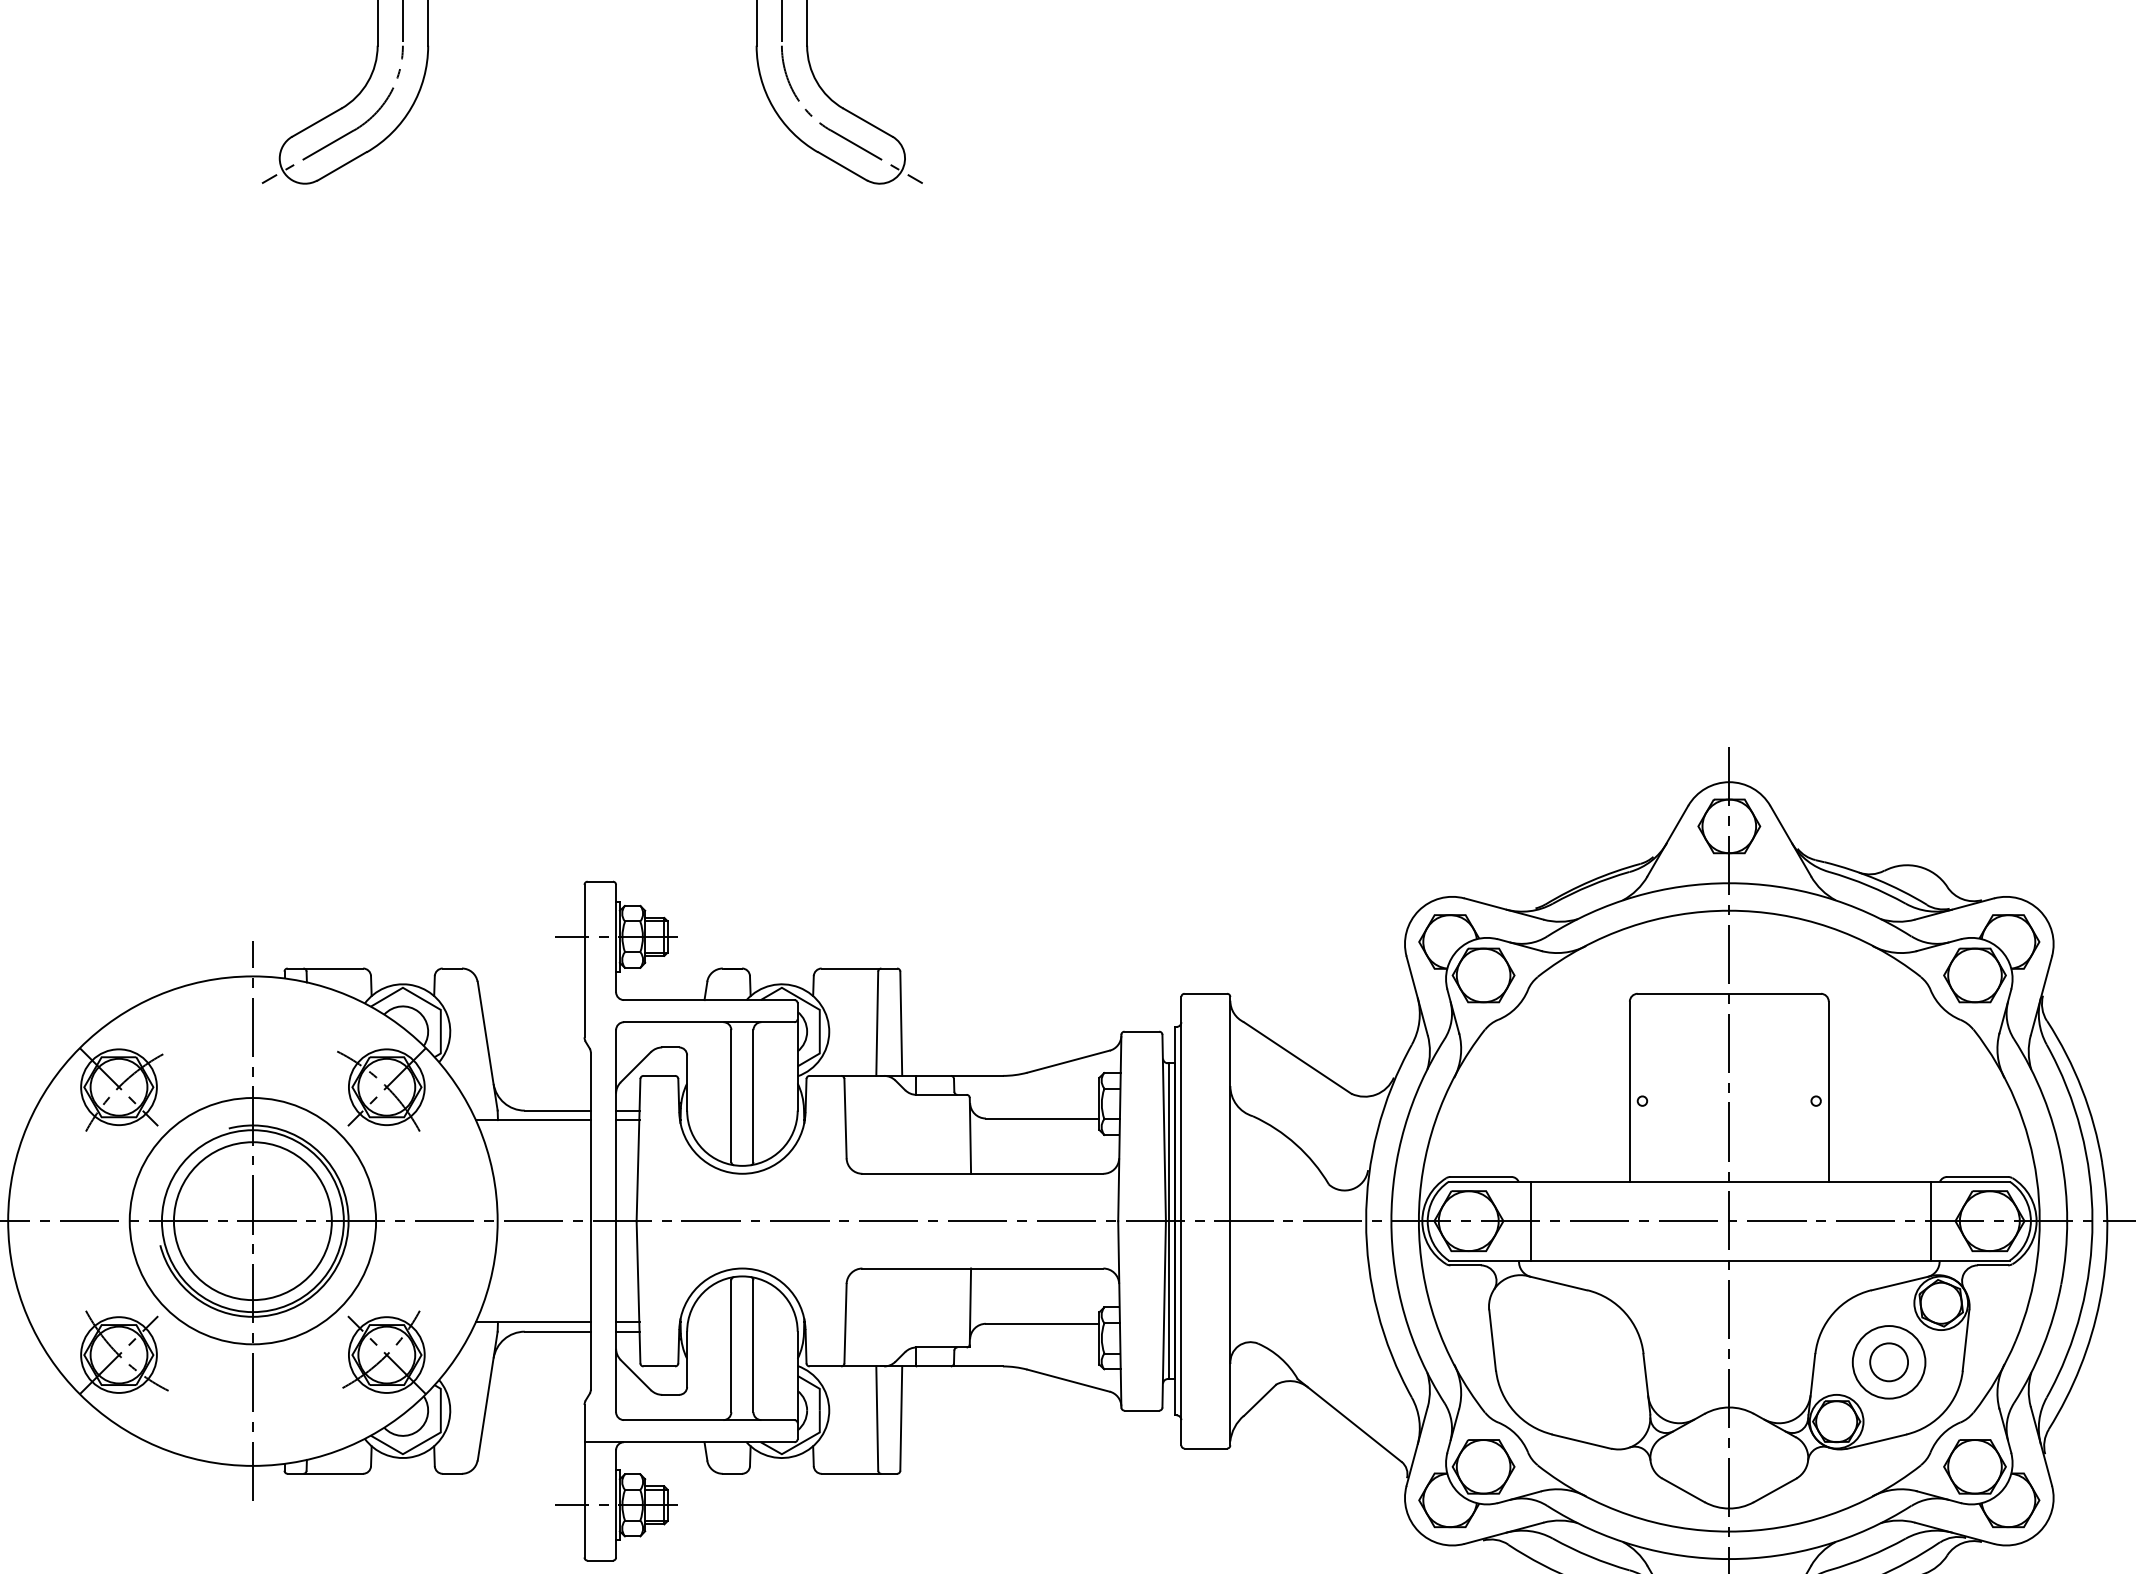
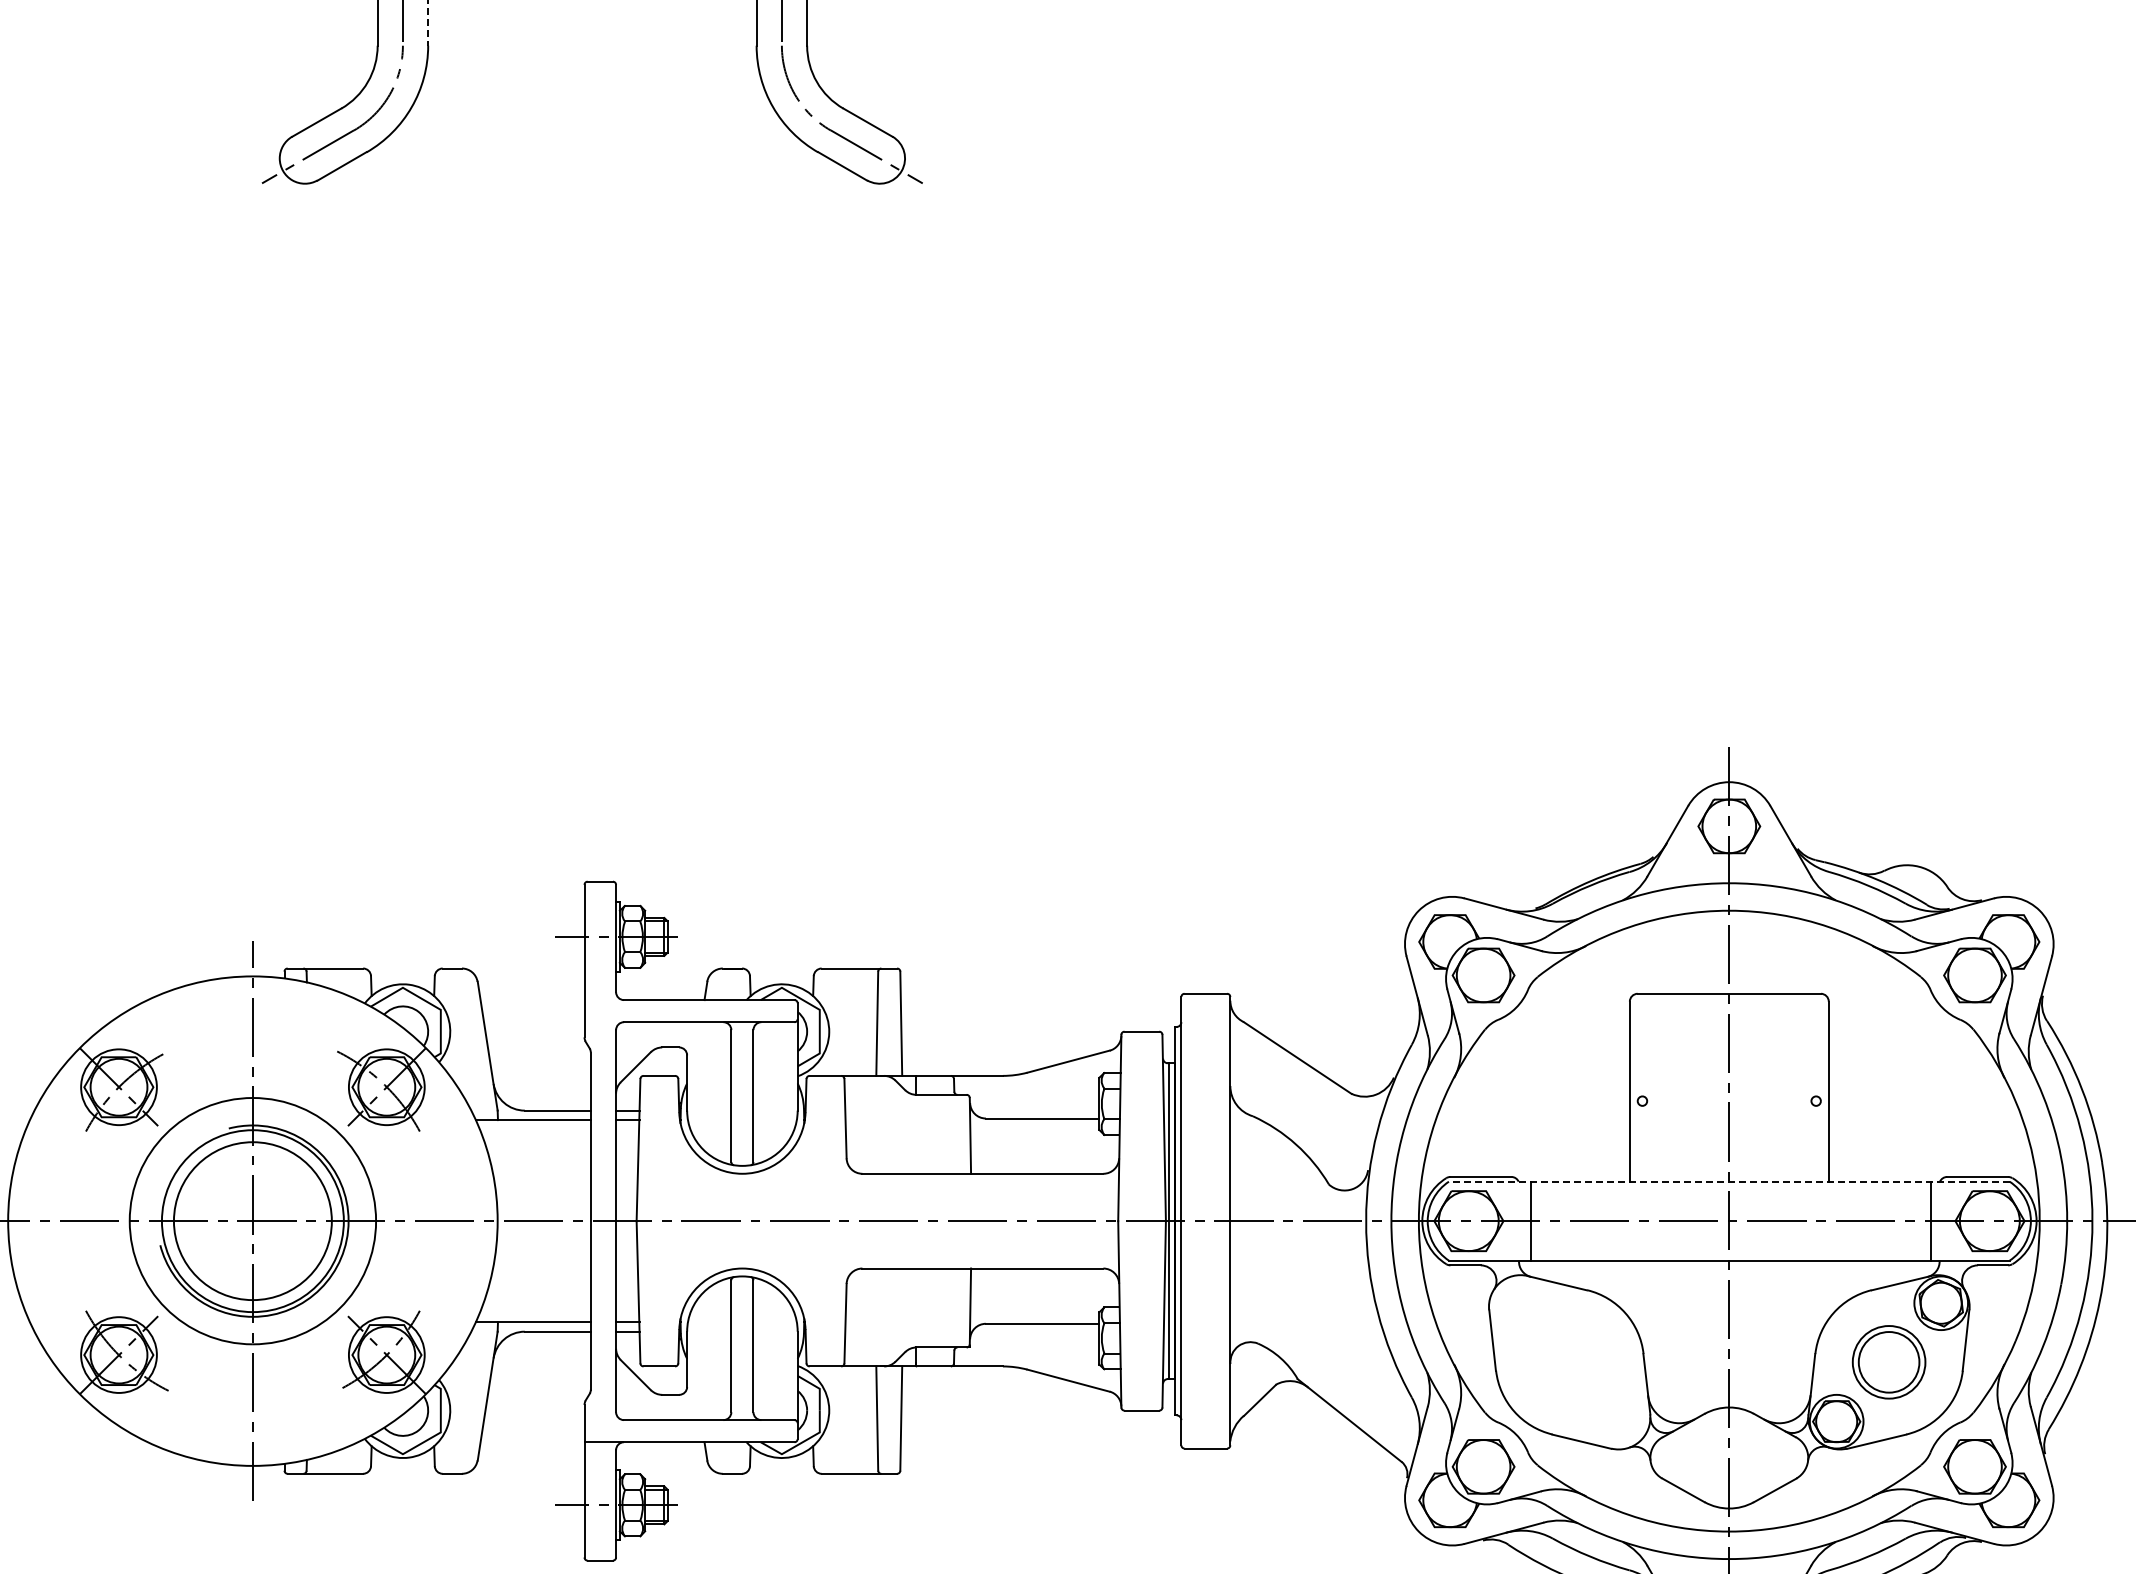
line: solid -> dashed (428, 23)
line: solid -> dashed (1728, 1181)
circle diameter: 38 px -> 61 px (1888, 1362)
